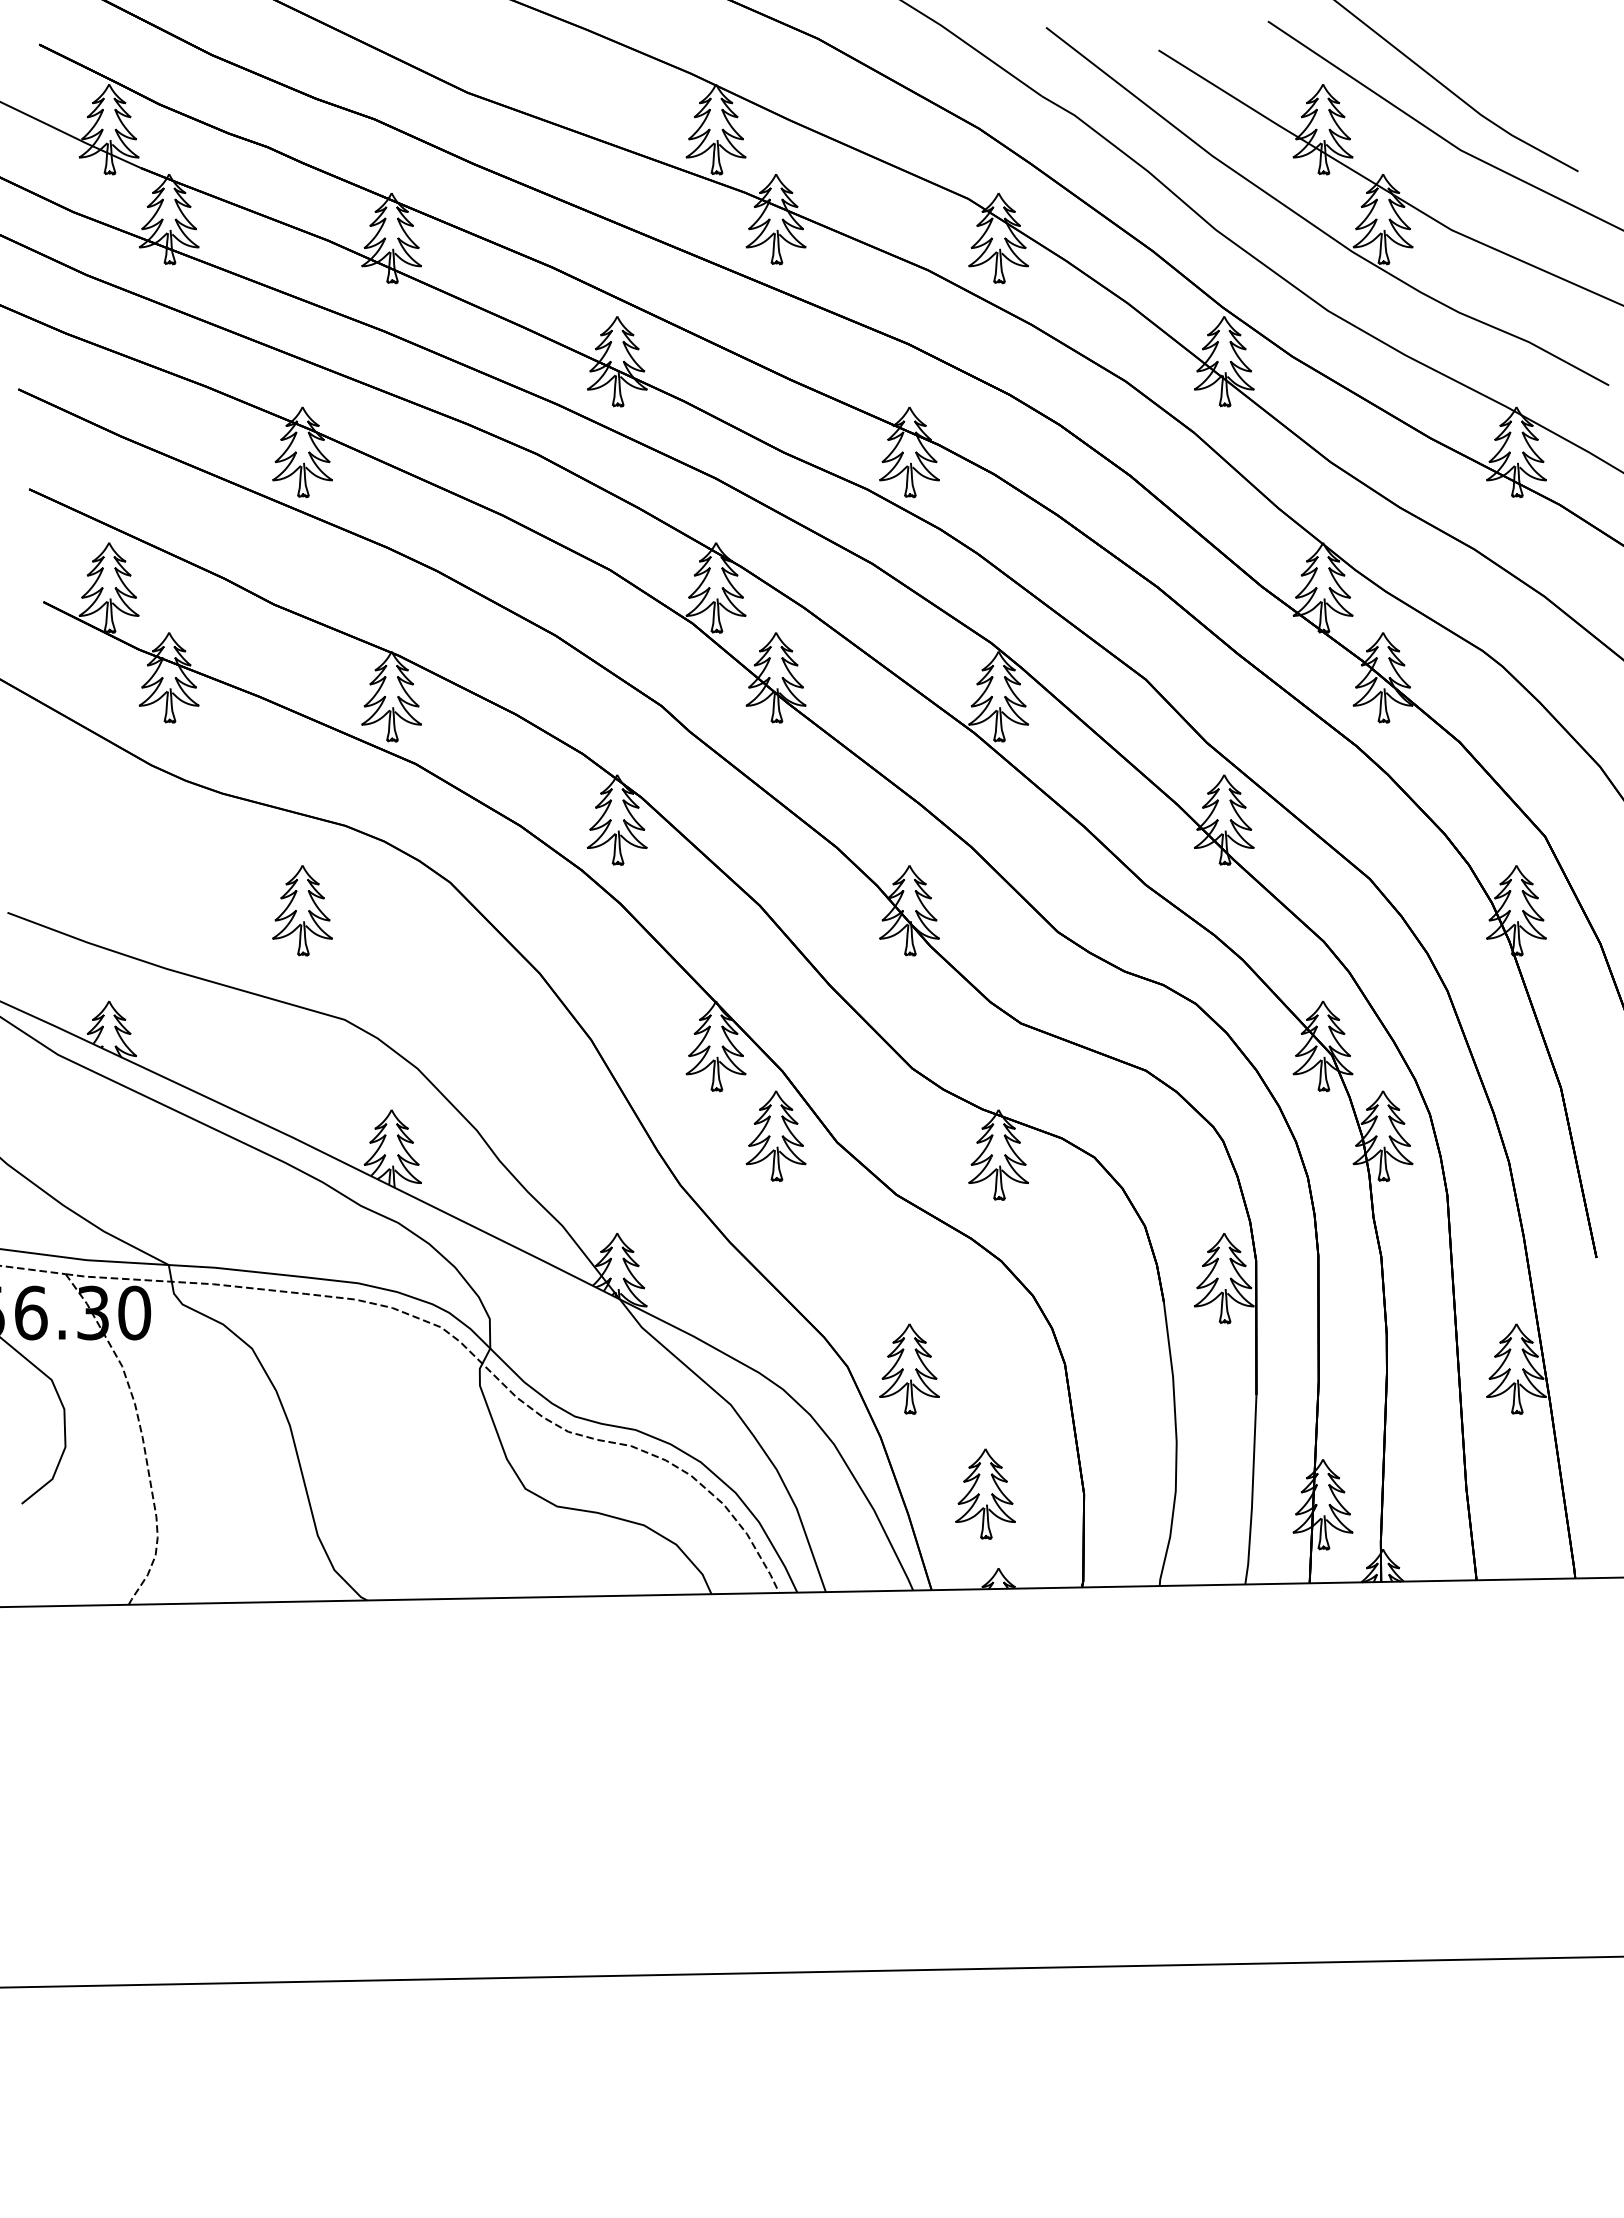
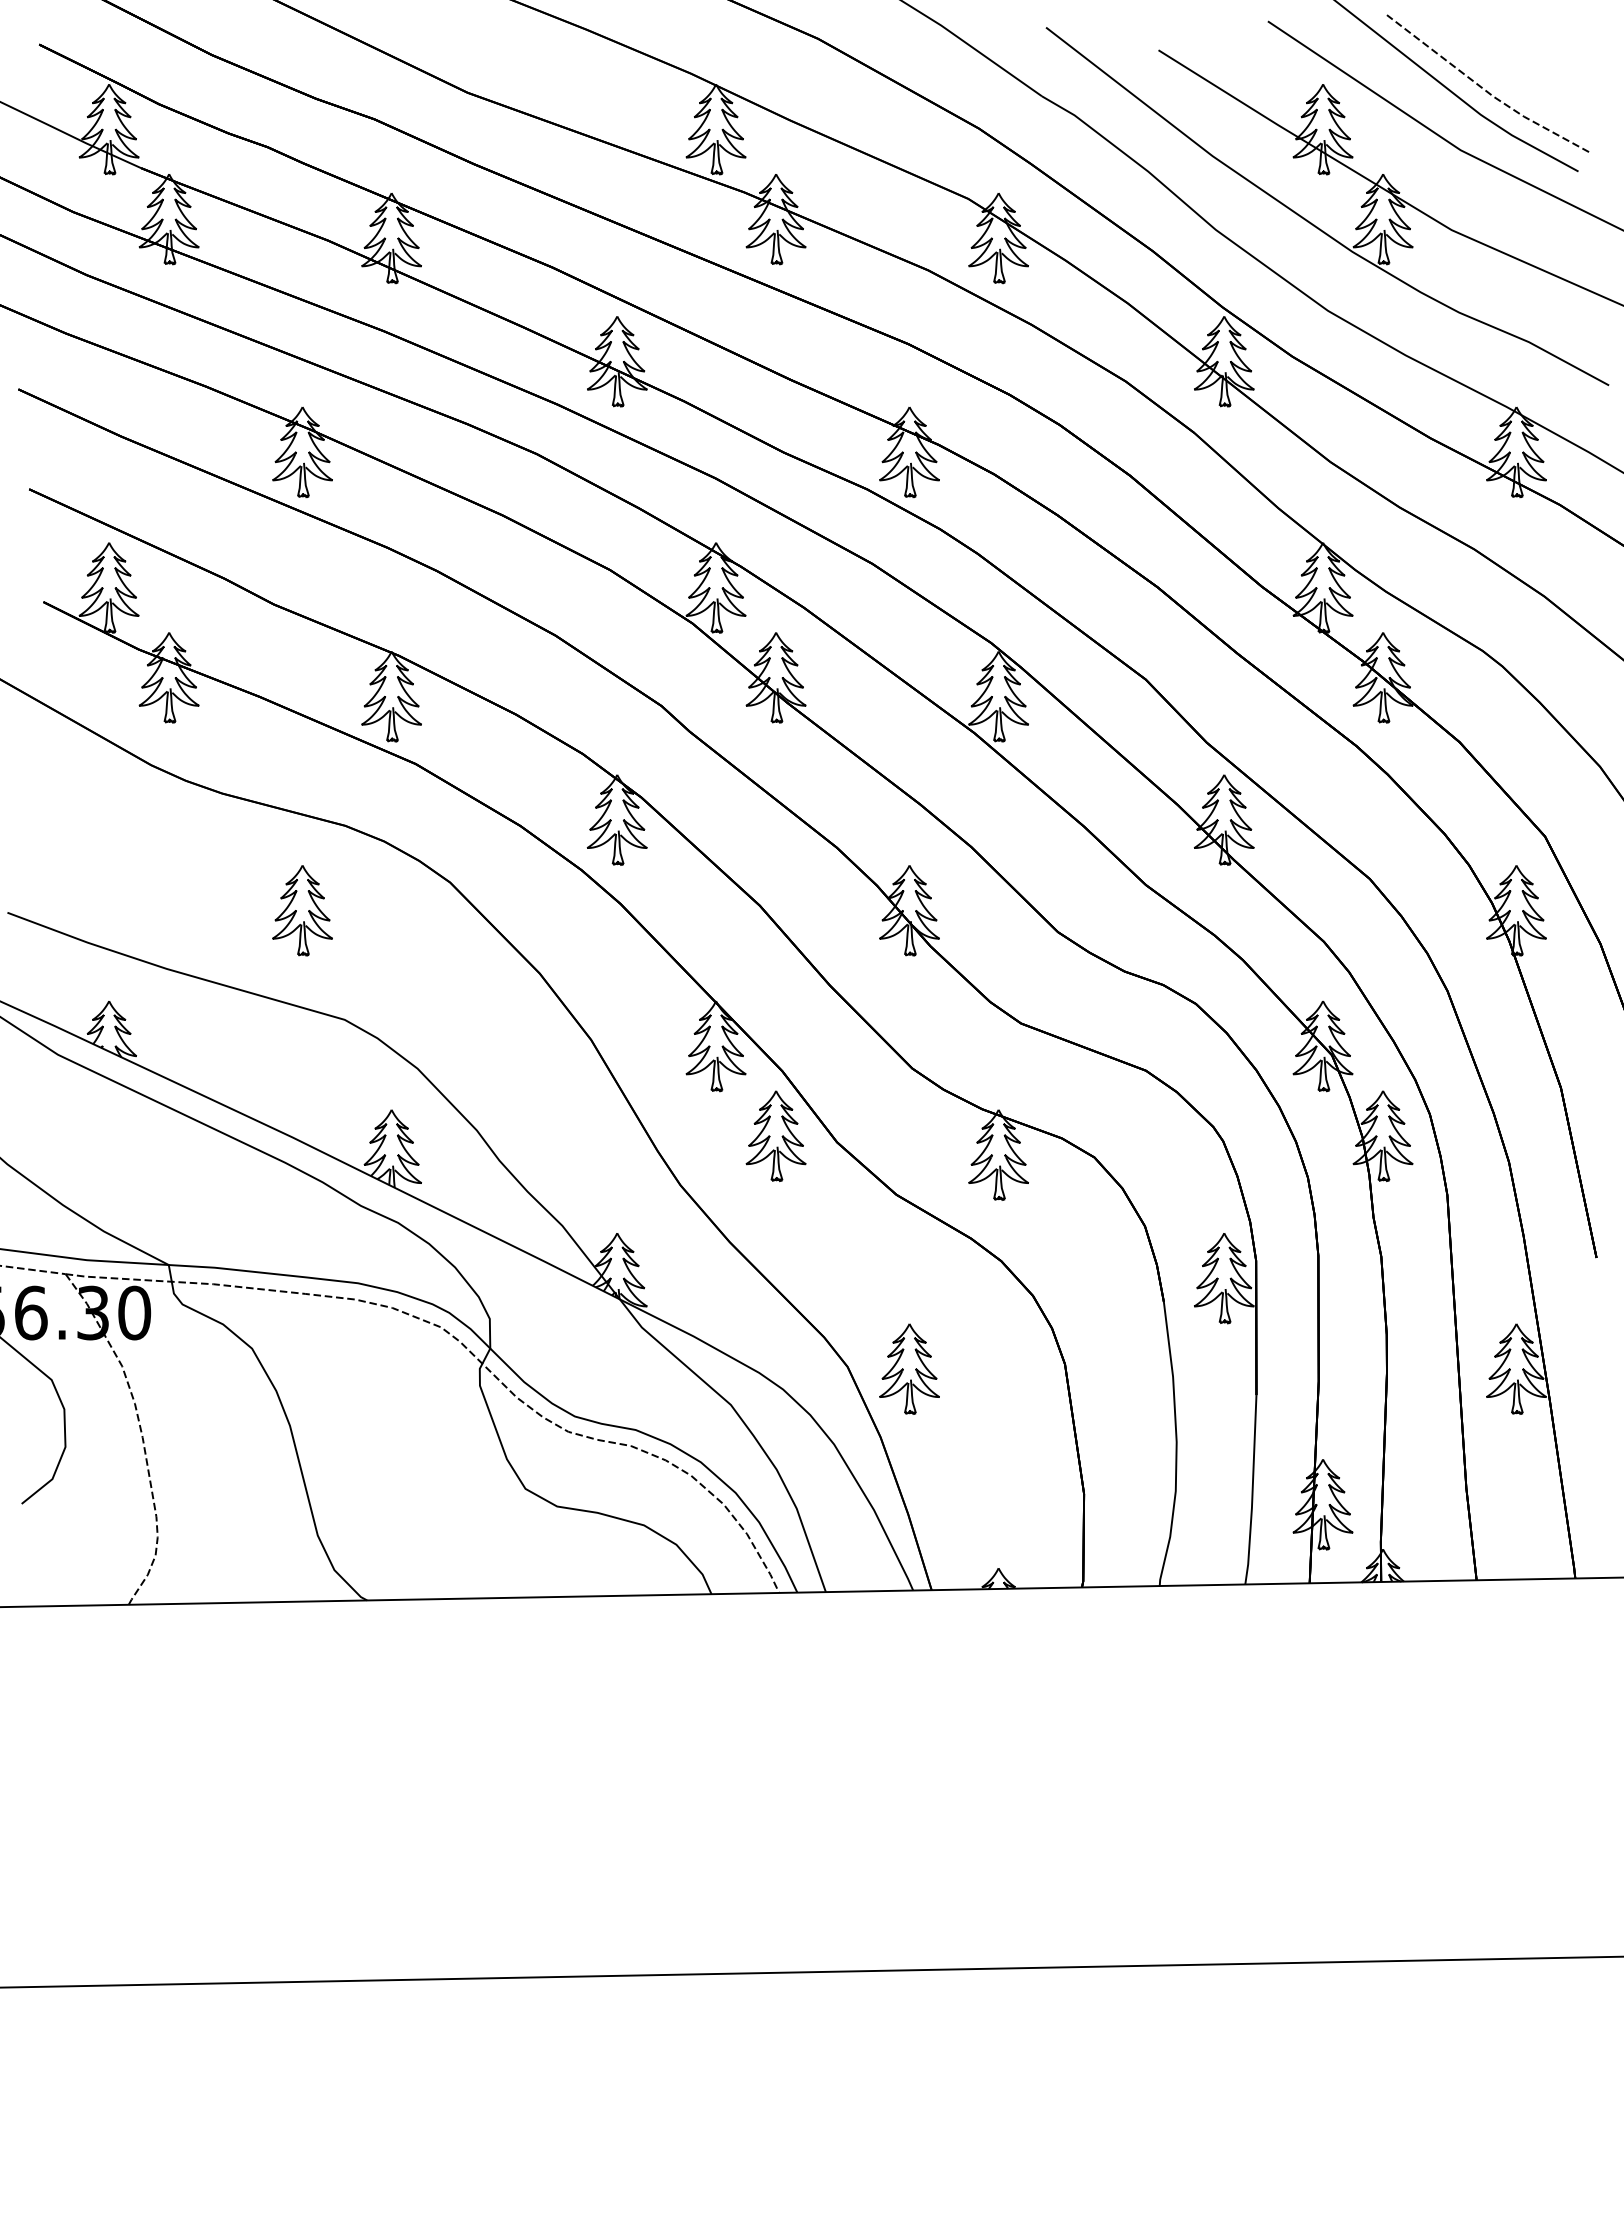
line: none -> present (1482, 87)
part: present -> none (985, 1493)
